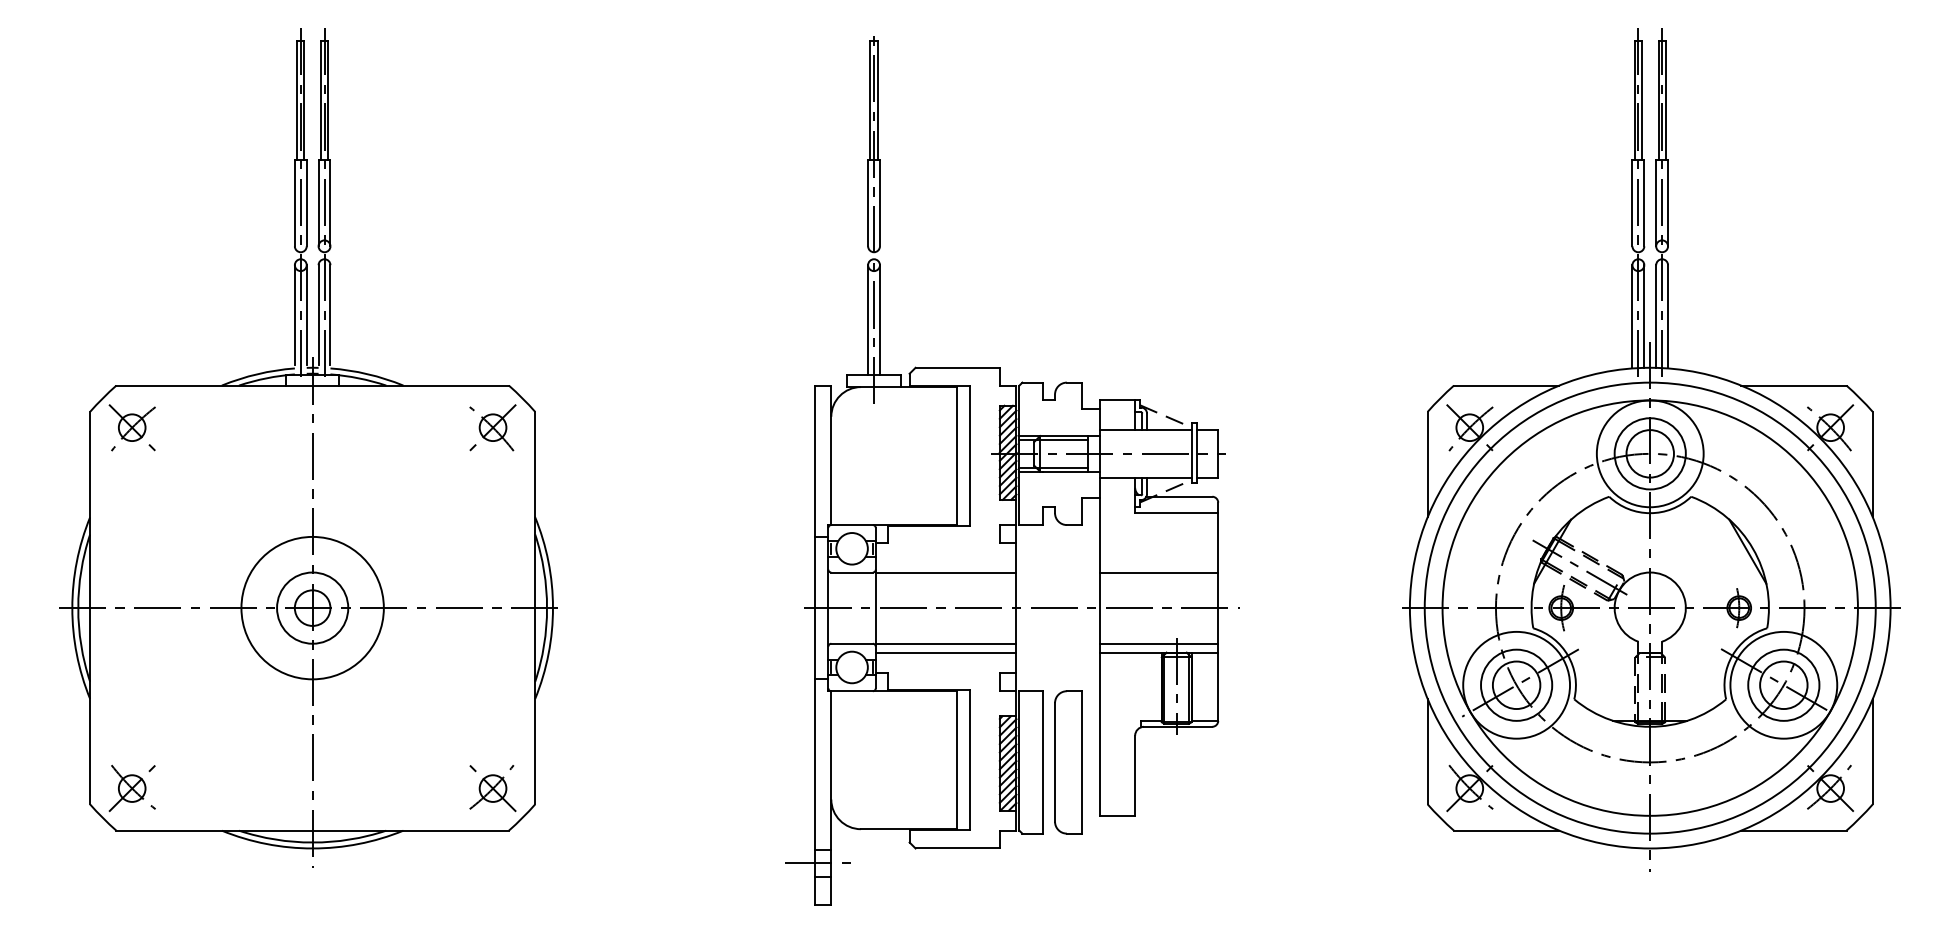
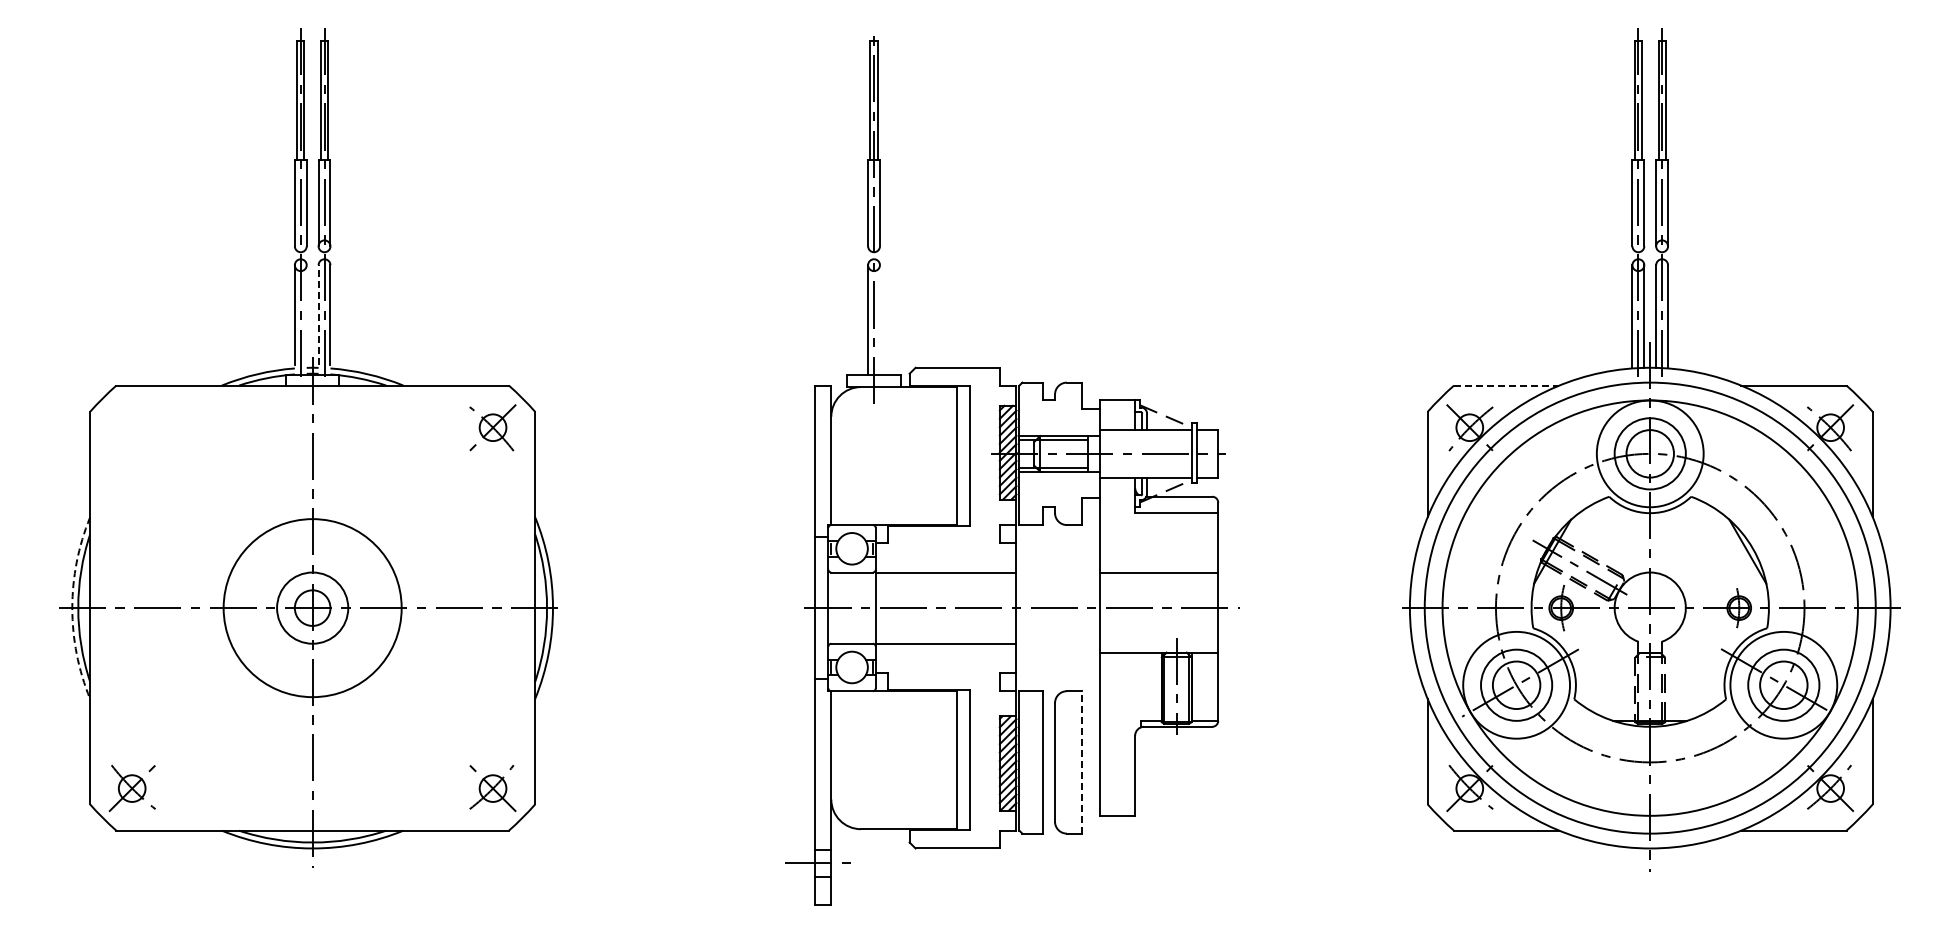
line: present -> none (306, 314)
line: solid -> dashed (318, 315)
line: present -> none (879, 320)
line: solid -> dashed (1506, 385)
part: present -> none (131, 427)
circle diameter: 142 px -> 178 px (312, 608)
arc: solid -> dashed (72, 608)
line: present -> none (1158, 643)
line: present -> none (945, 652)
line: solid -> dashed (1081, 761)
